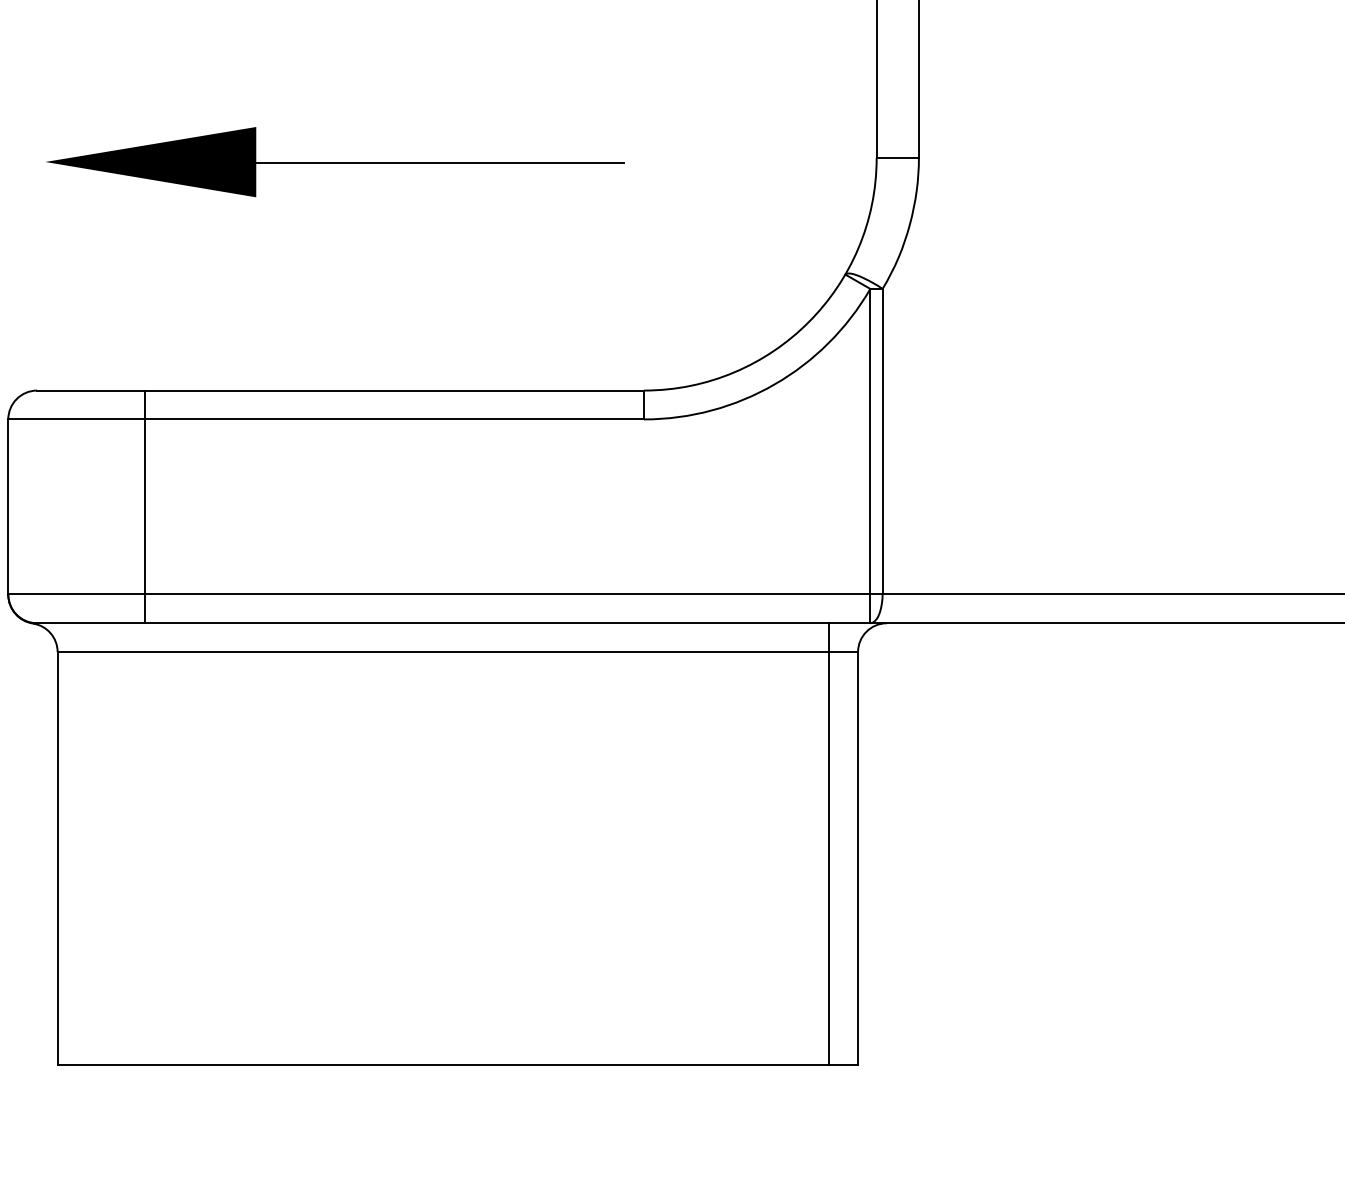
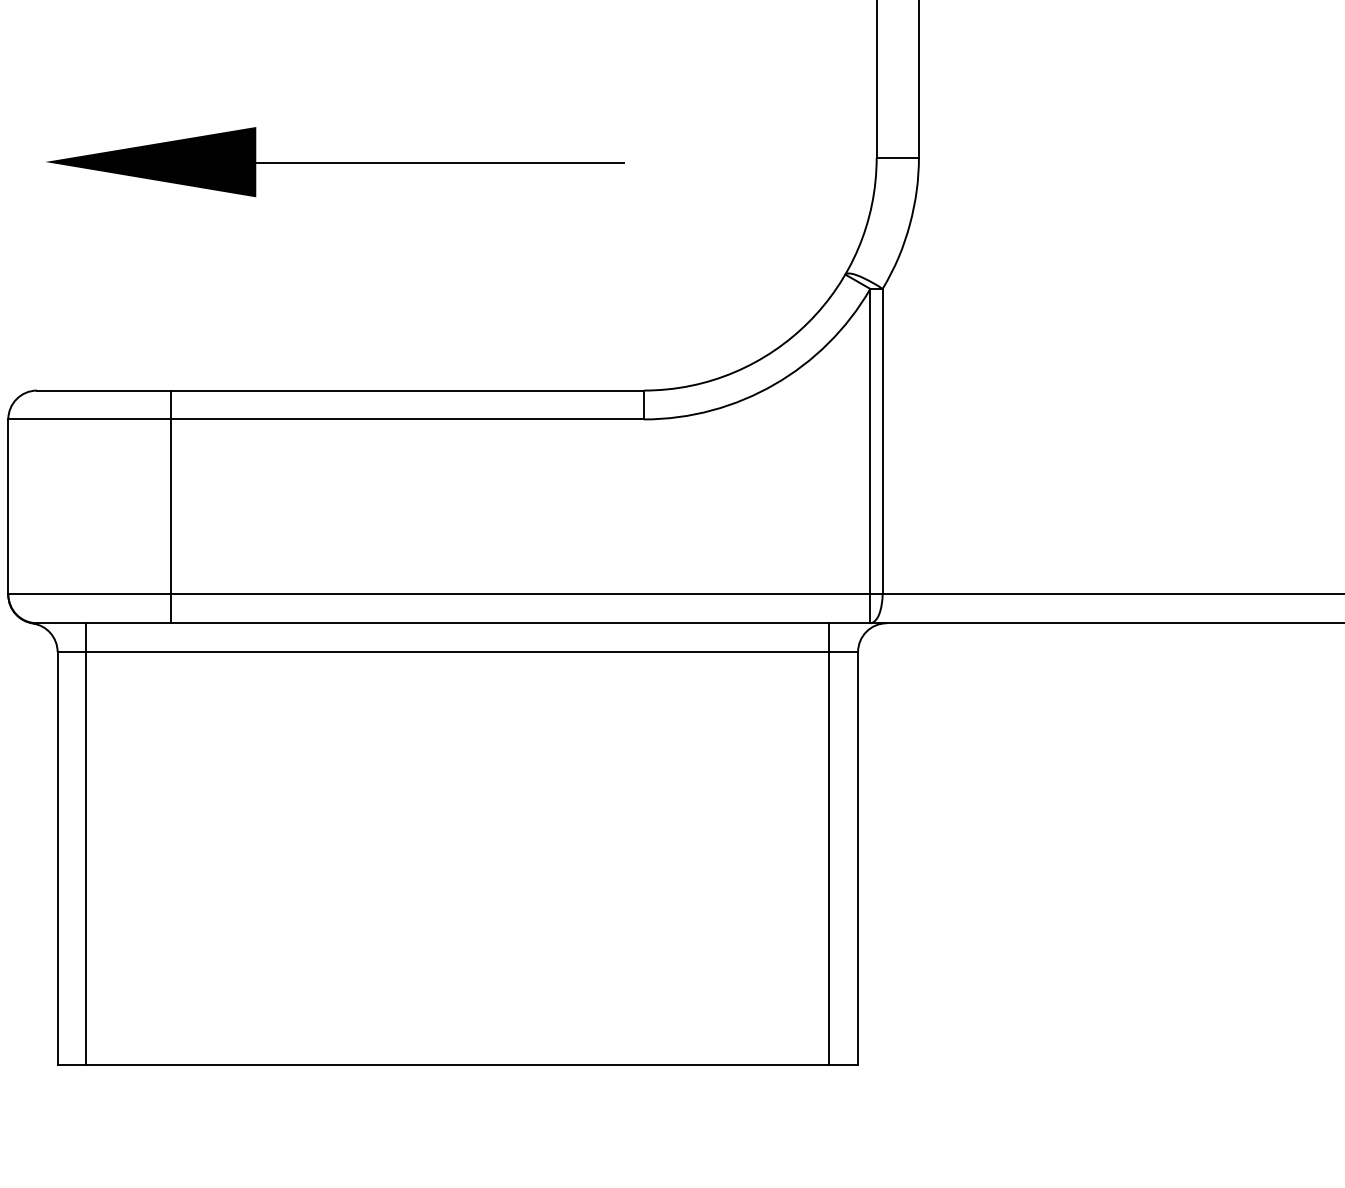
line position: (145, 506) -> (171, 506) (171, 506)
line: none -> present (86, 844)
